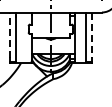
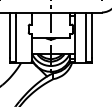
line: dashed -> solid (9, 35)
line: dashed -> solid (92, 35)
